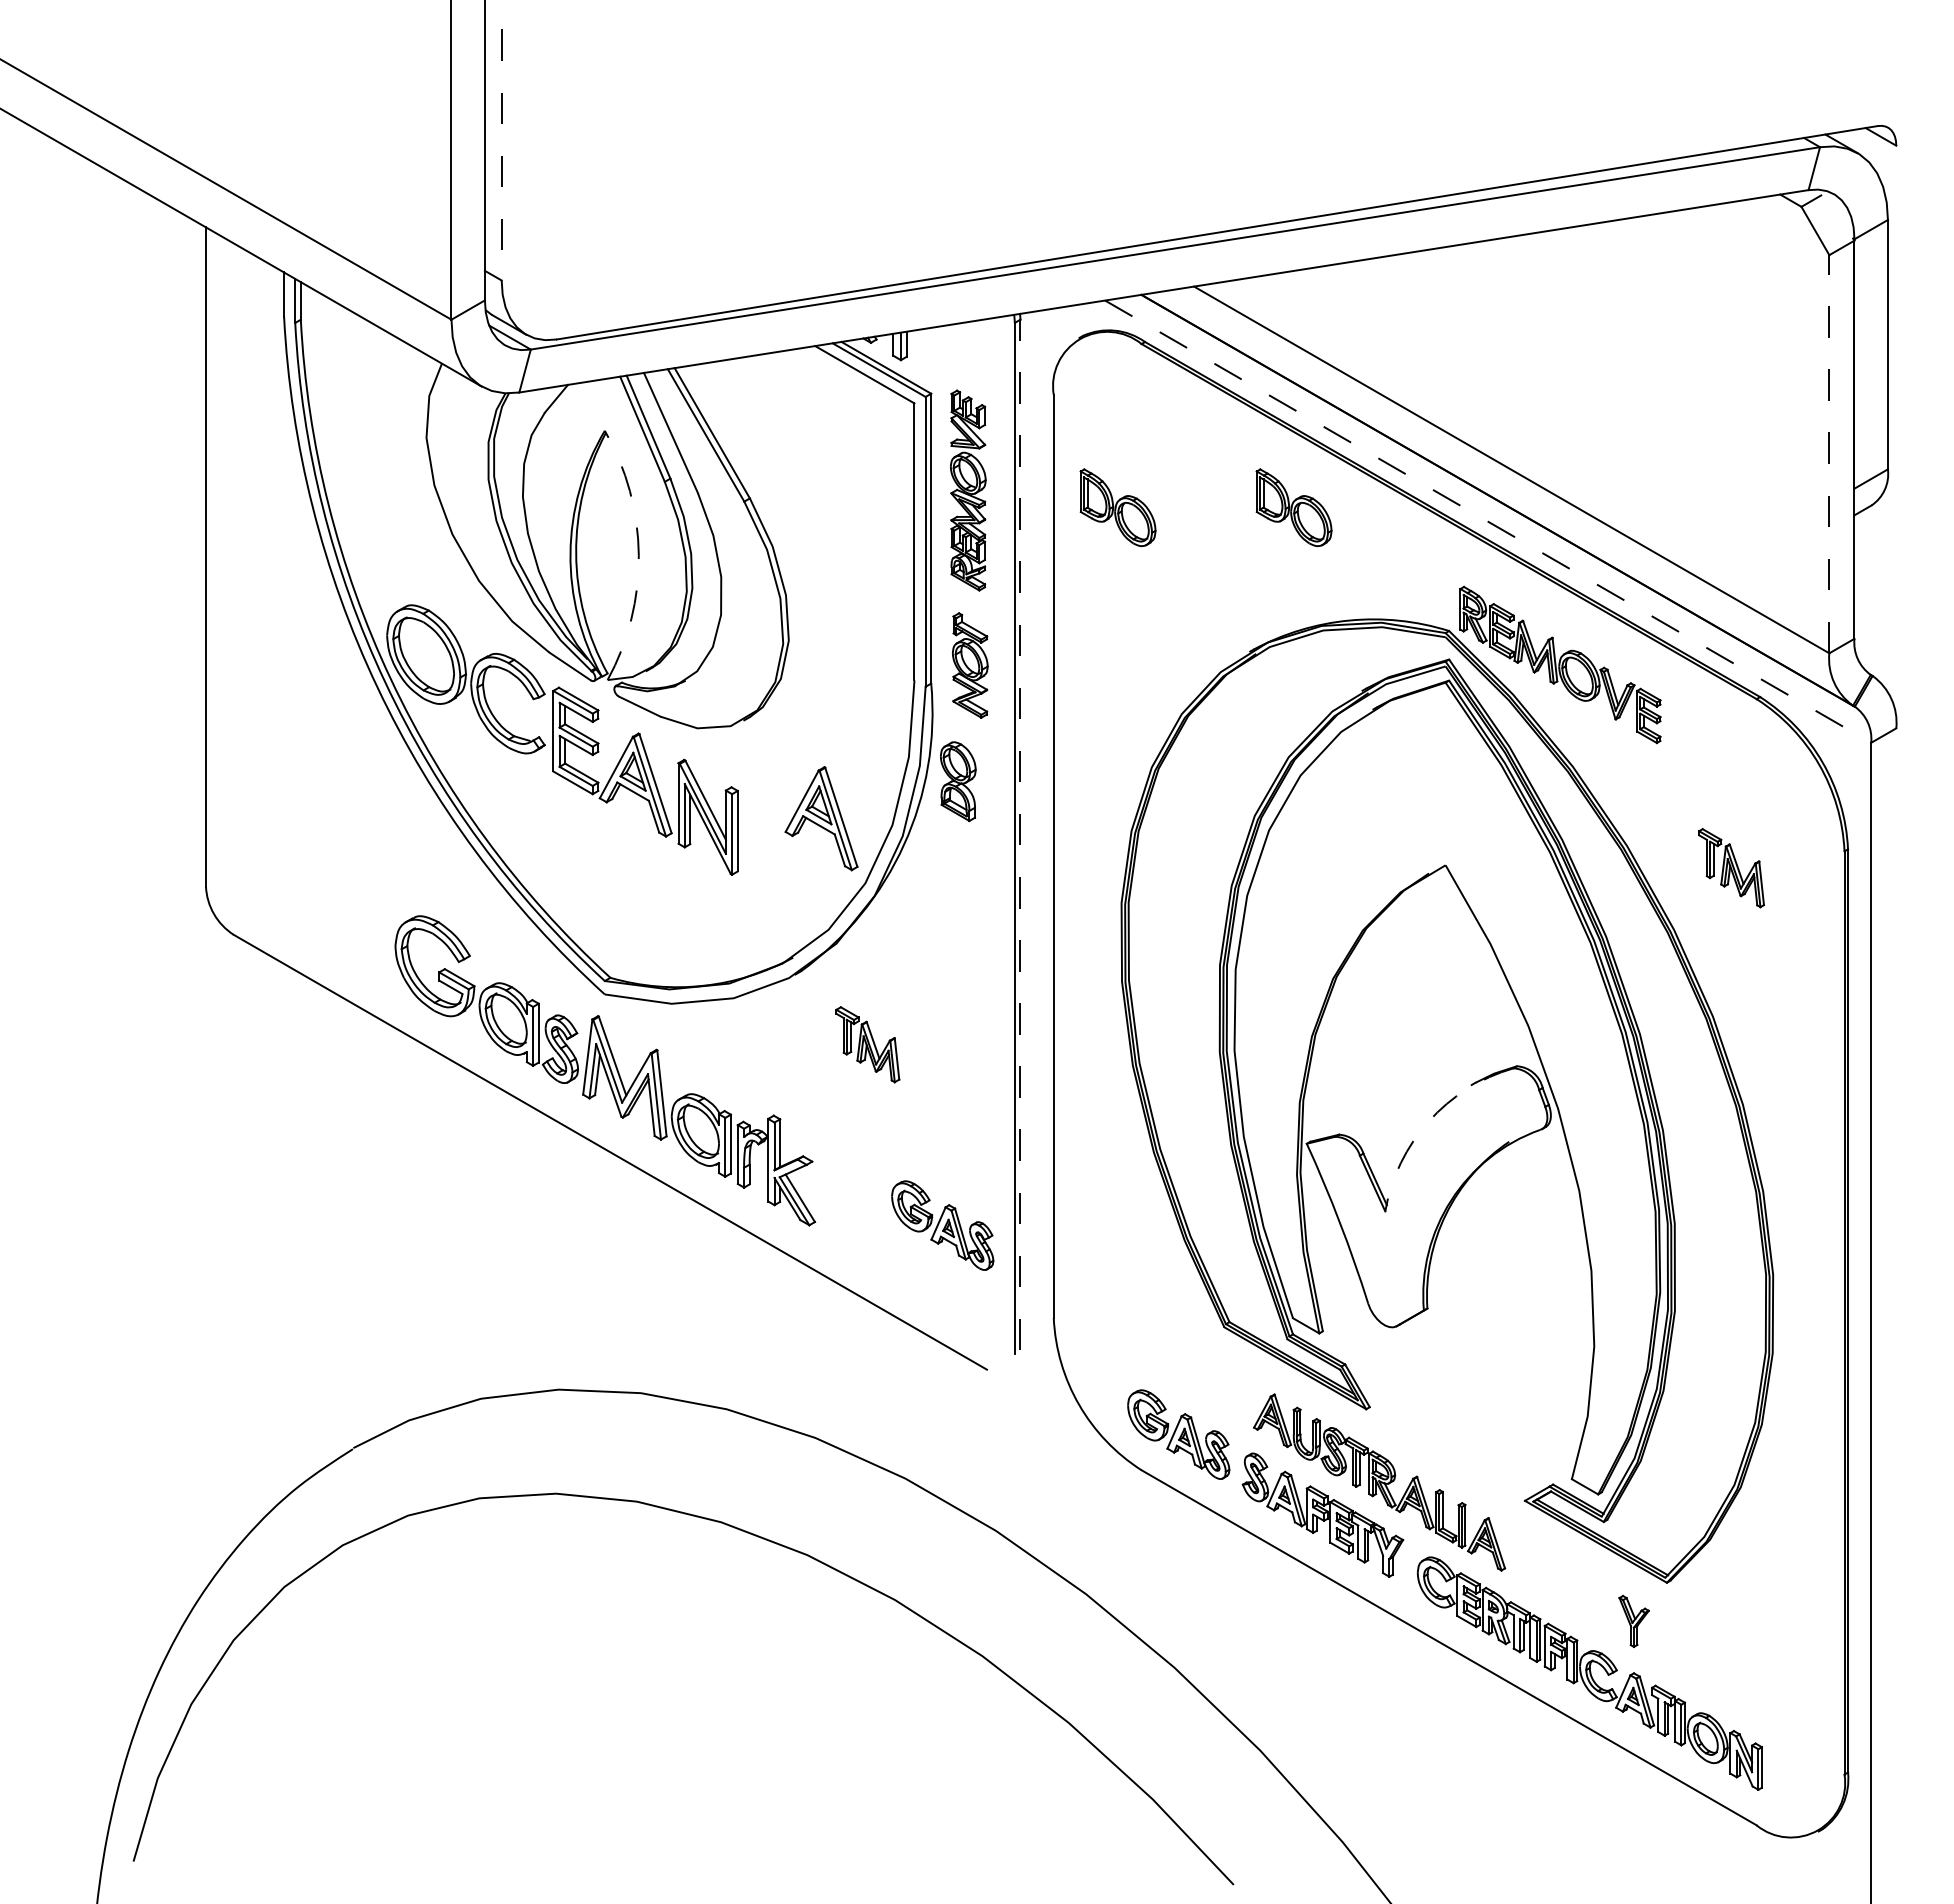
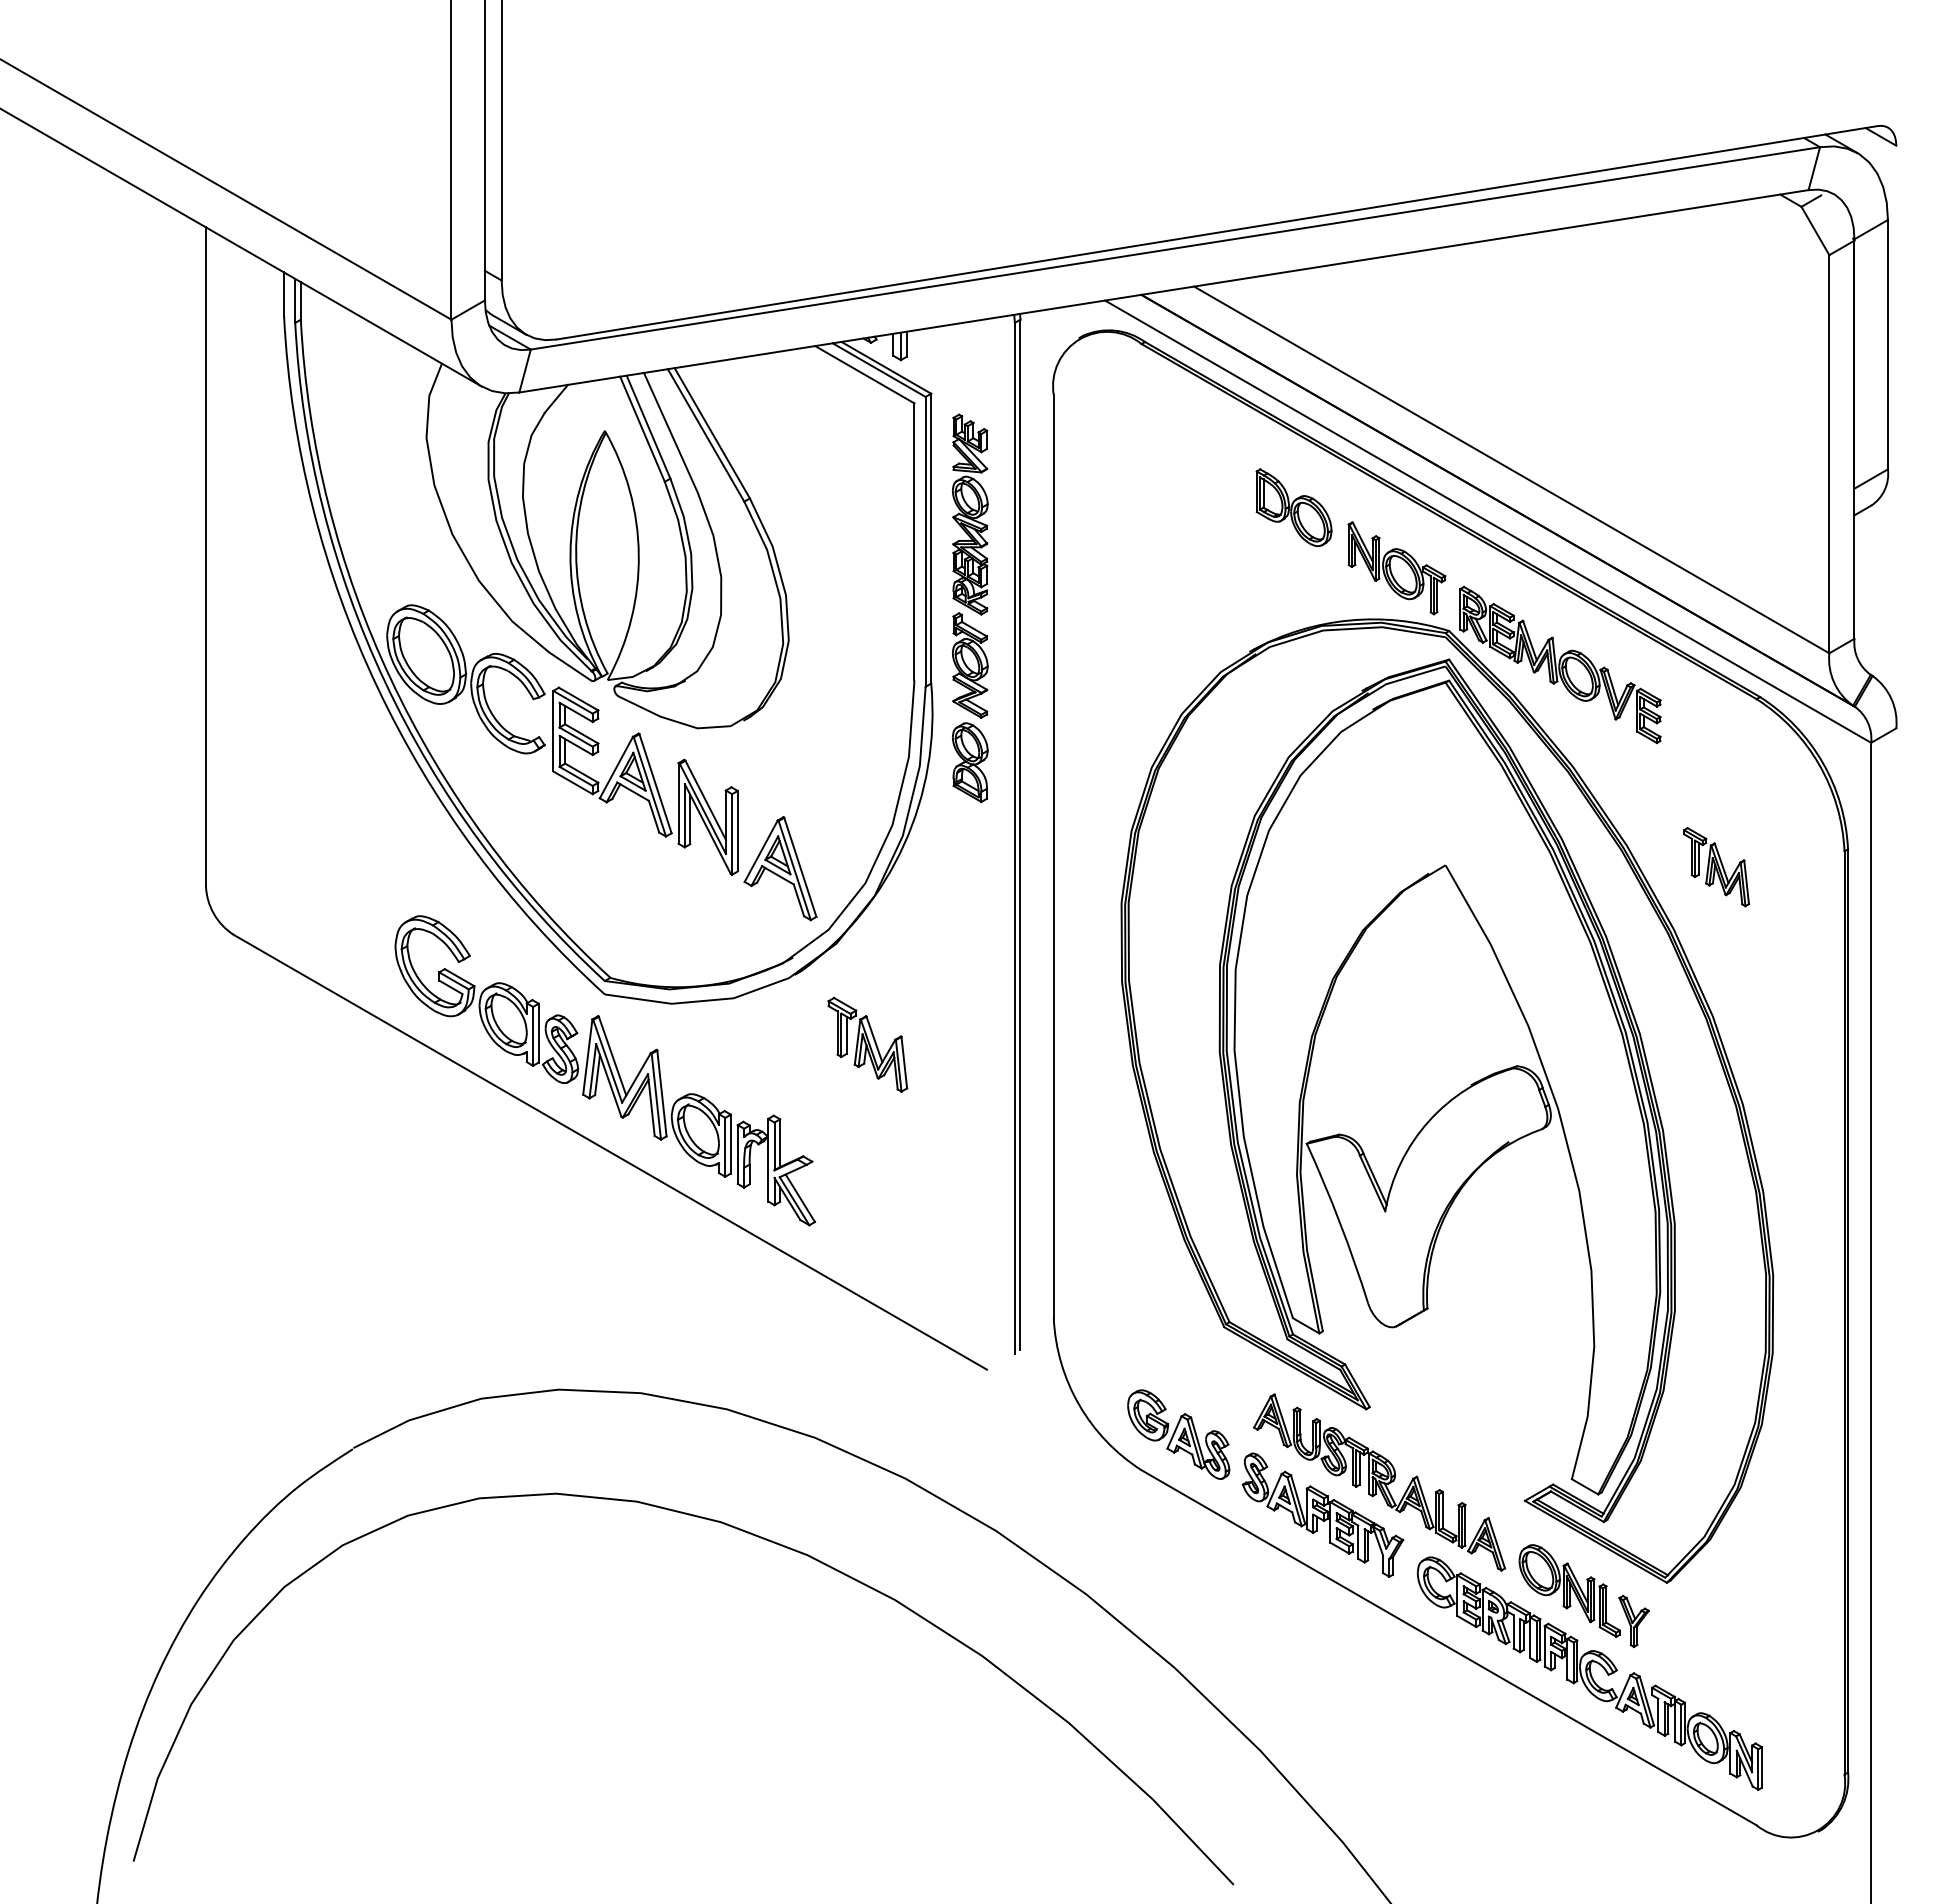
line: dashed -> solid (501, 140)
line: dashed -> solid (1829, 453)
part position: (968, 490) -> (970, 514) (970, 514)
part: present -> none (1117, 507)
line: dashed -> solid (1488, 521)
arc: dashed -> solid (638, 555)
part: none -> present (1396, 568)
part position: (958, 781) -> (970, 762) (970, 762)
part position: (821, 818) -> (780, 868) (780, 868)
line: dashed -> solid (1020, 834)
part position: (1731, 868) -> (1716, 867) (1716, 867)
part size: 66x78 px -> 82x97 px (867, 1044)
arc: dashed -> solid (1428, 1121)
part: present -> none (942, 1225)
part: none -> present (1569, 1590)
